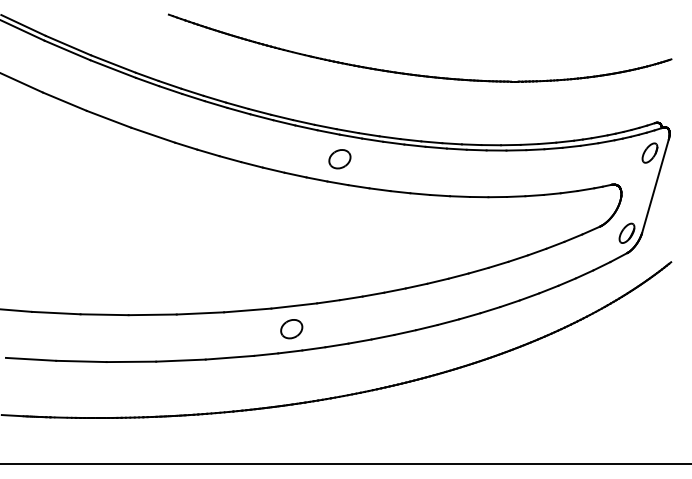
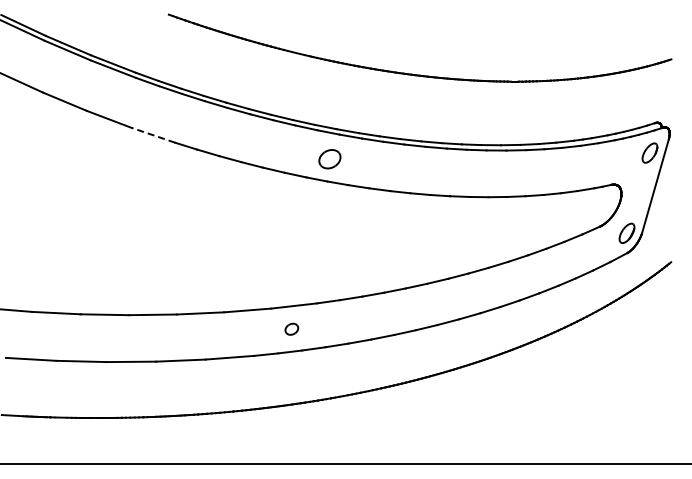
line: solid -> dashed (152, 135)
part position: (339, 159) -> (329, 159) (329, 159)
part size: 24x21 px -> 16x14 px (291, 328)
